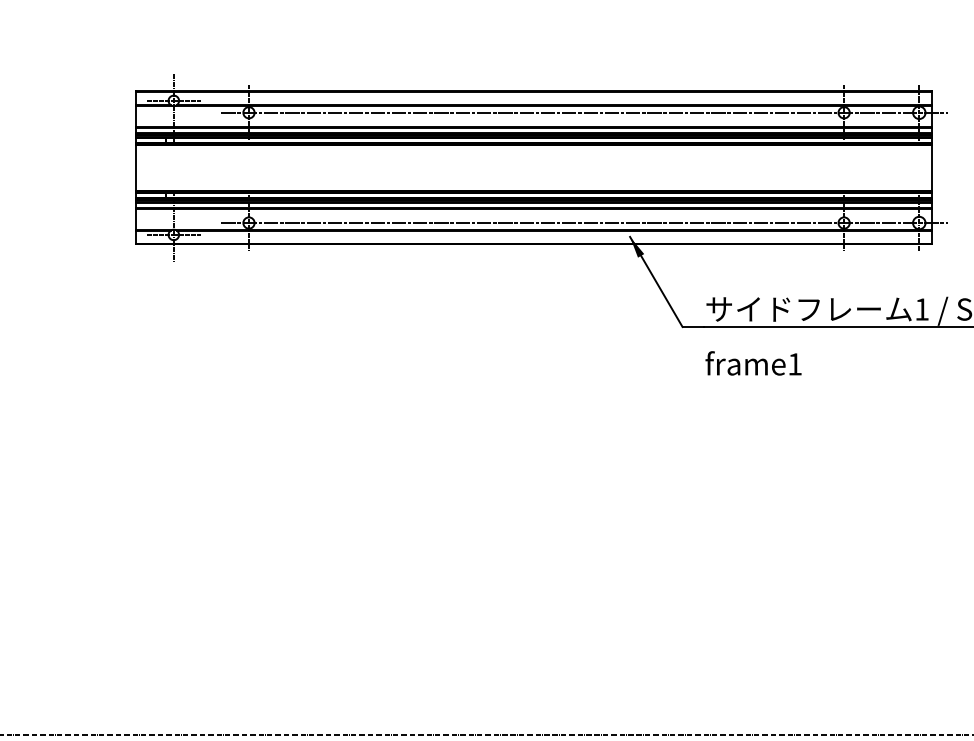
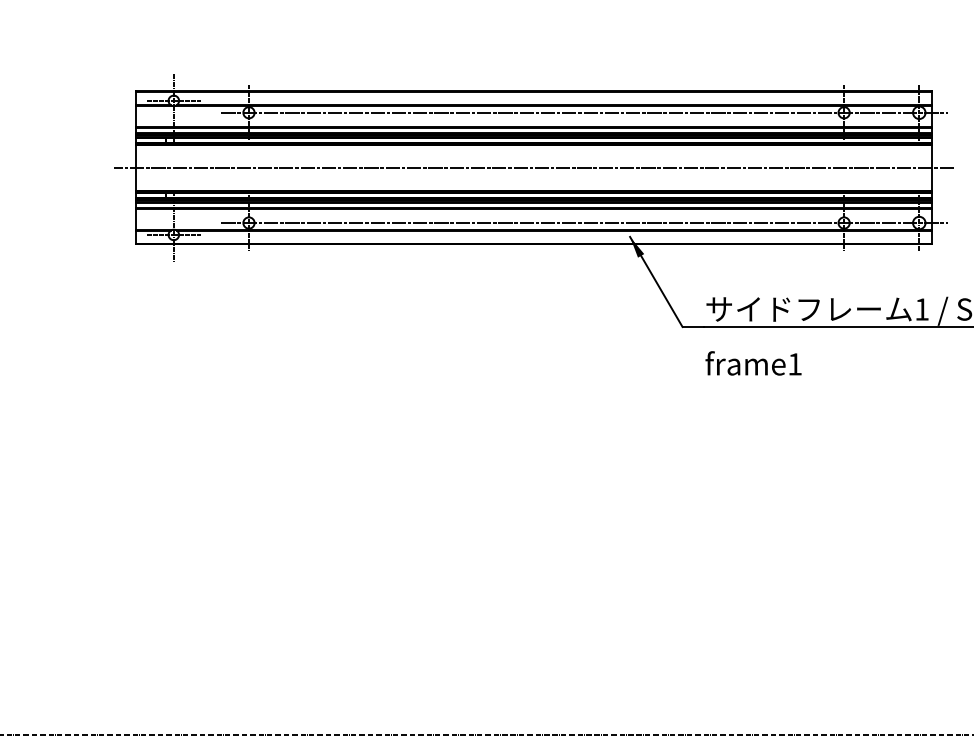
line: none -> present (533, 167)
